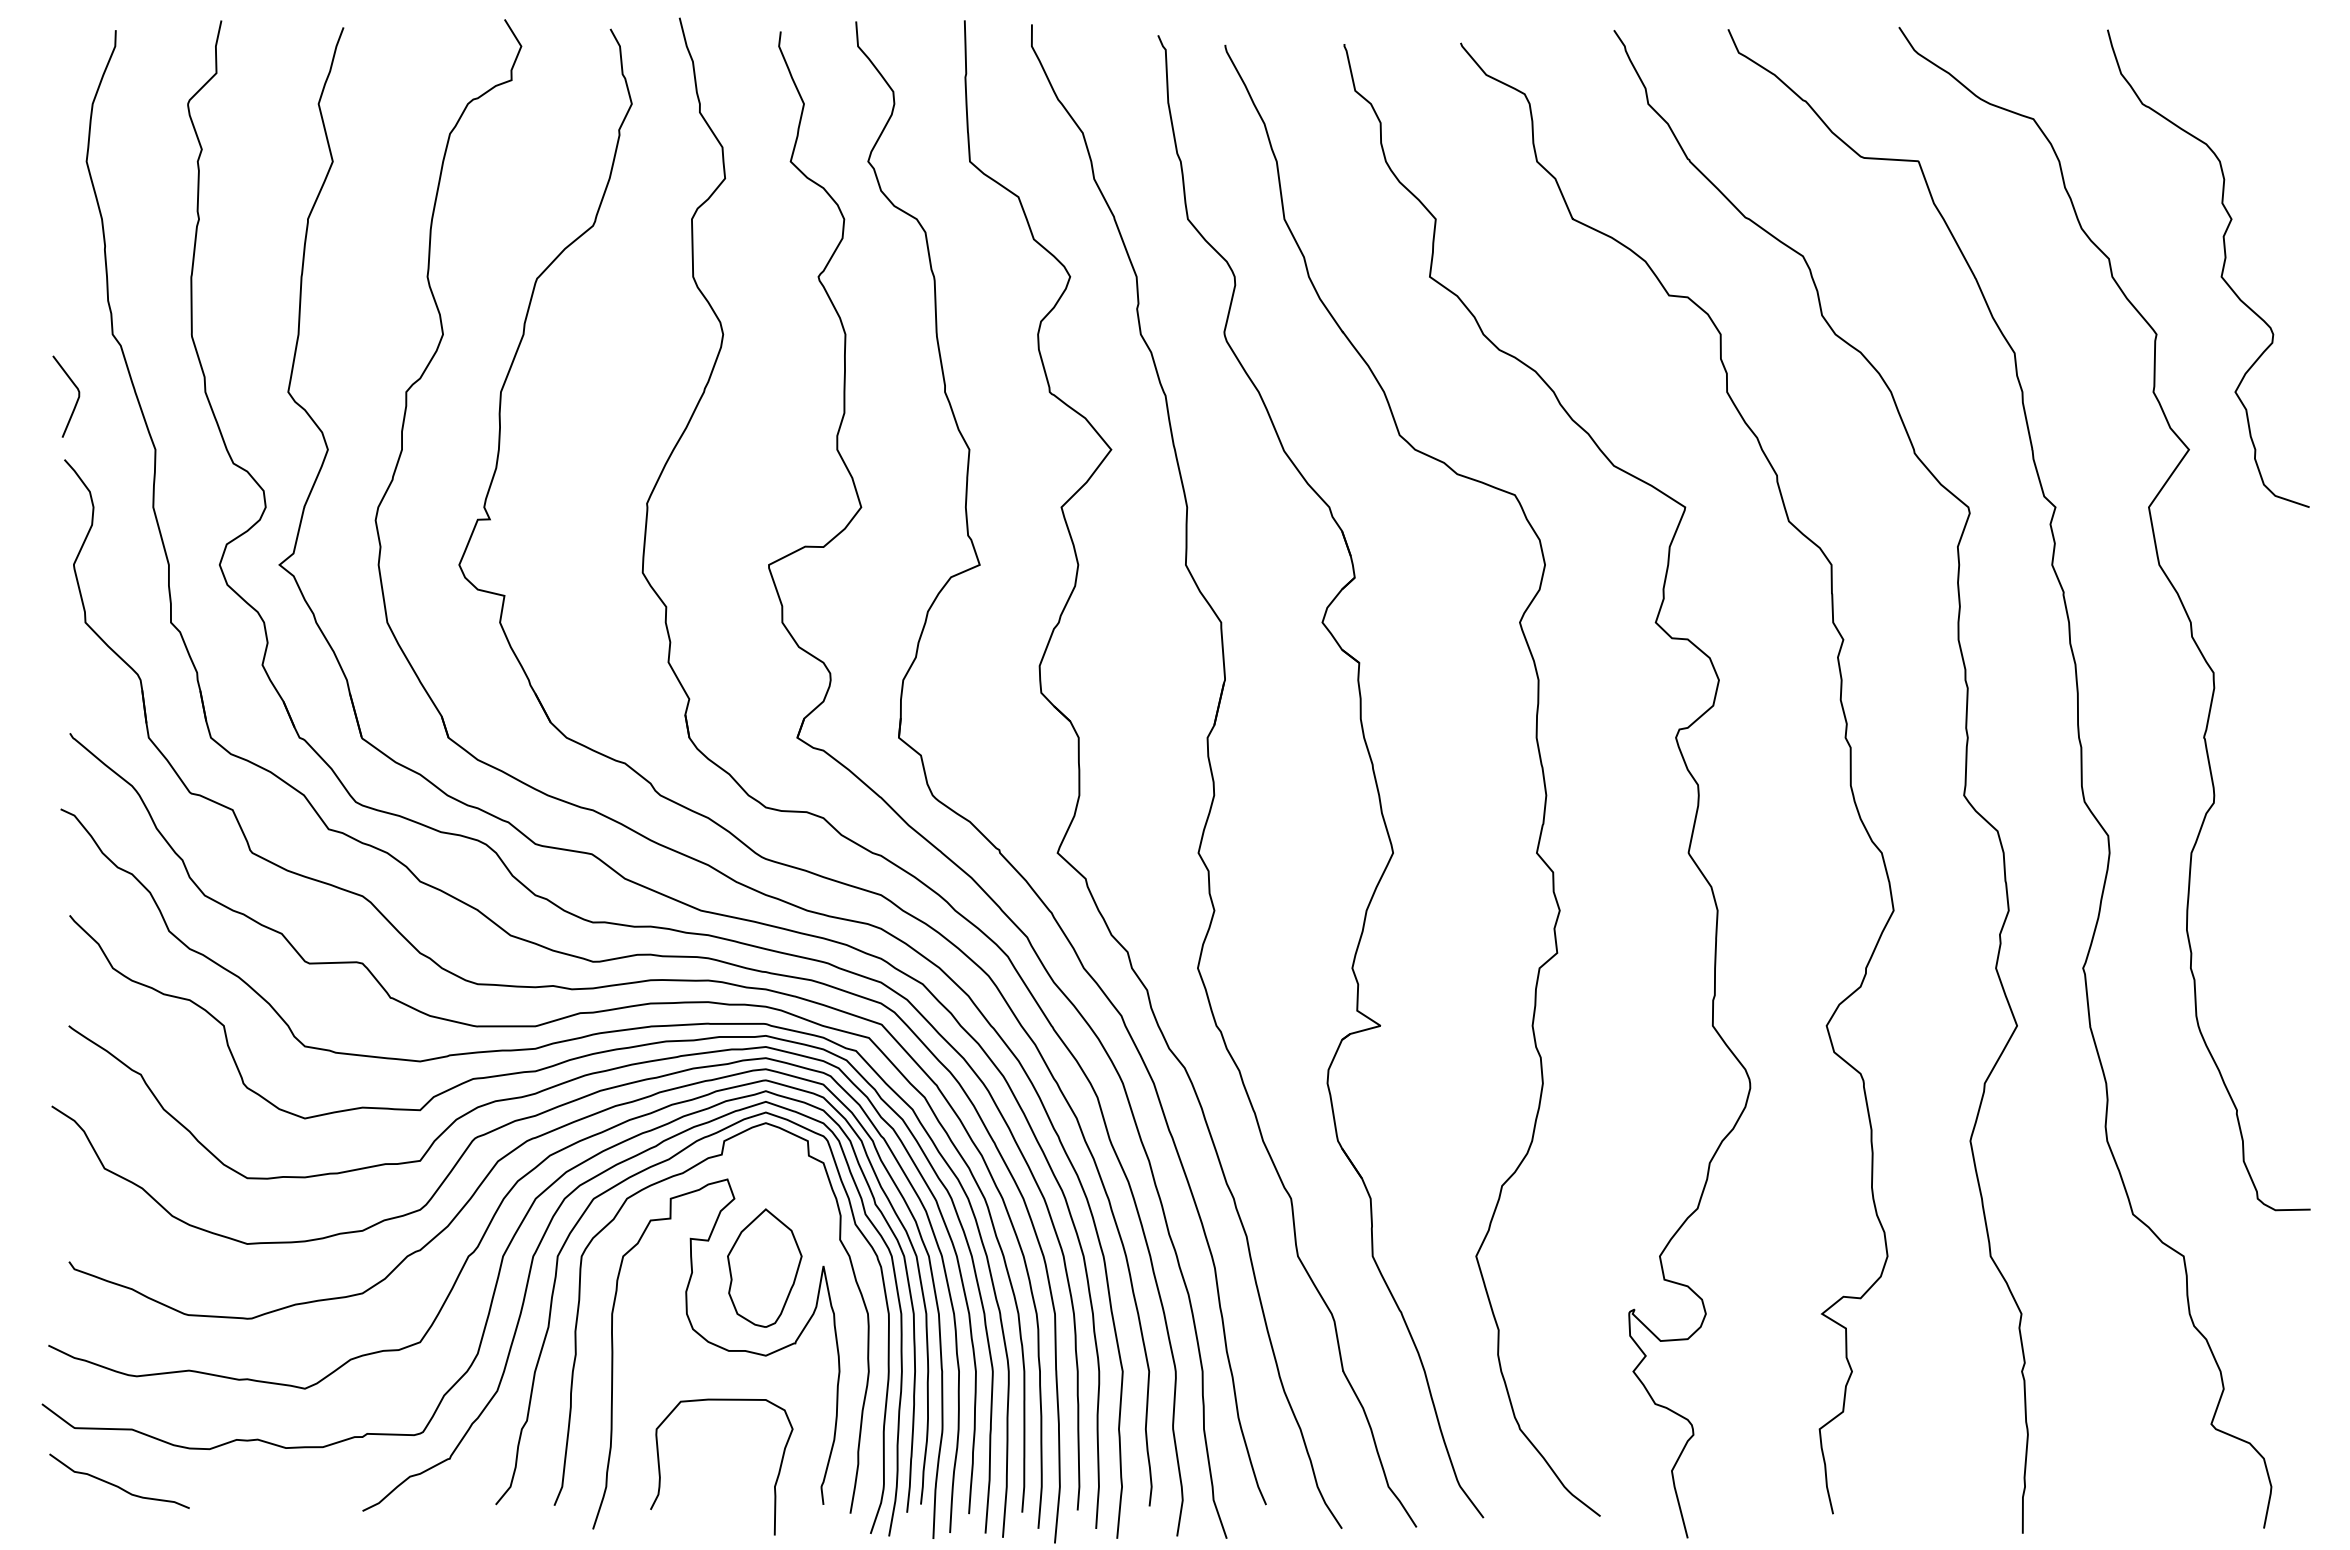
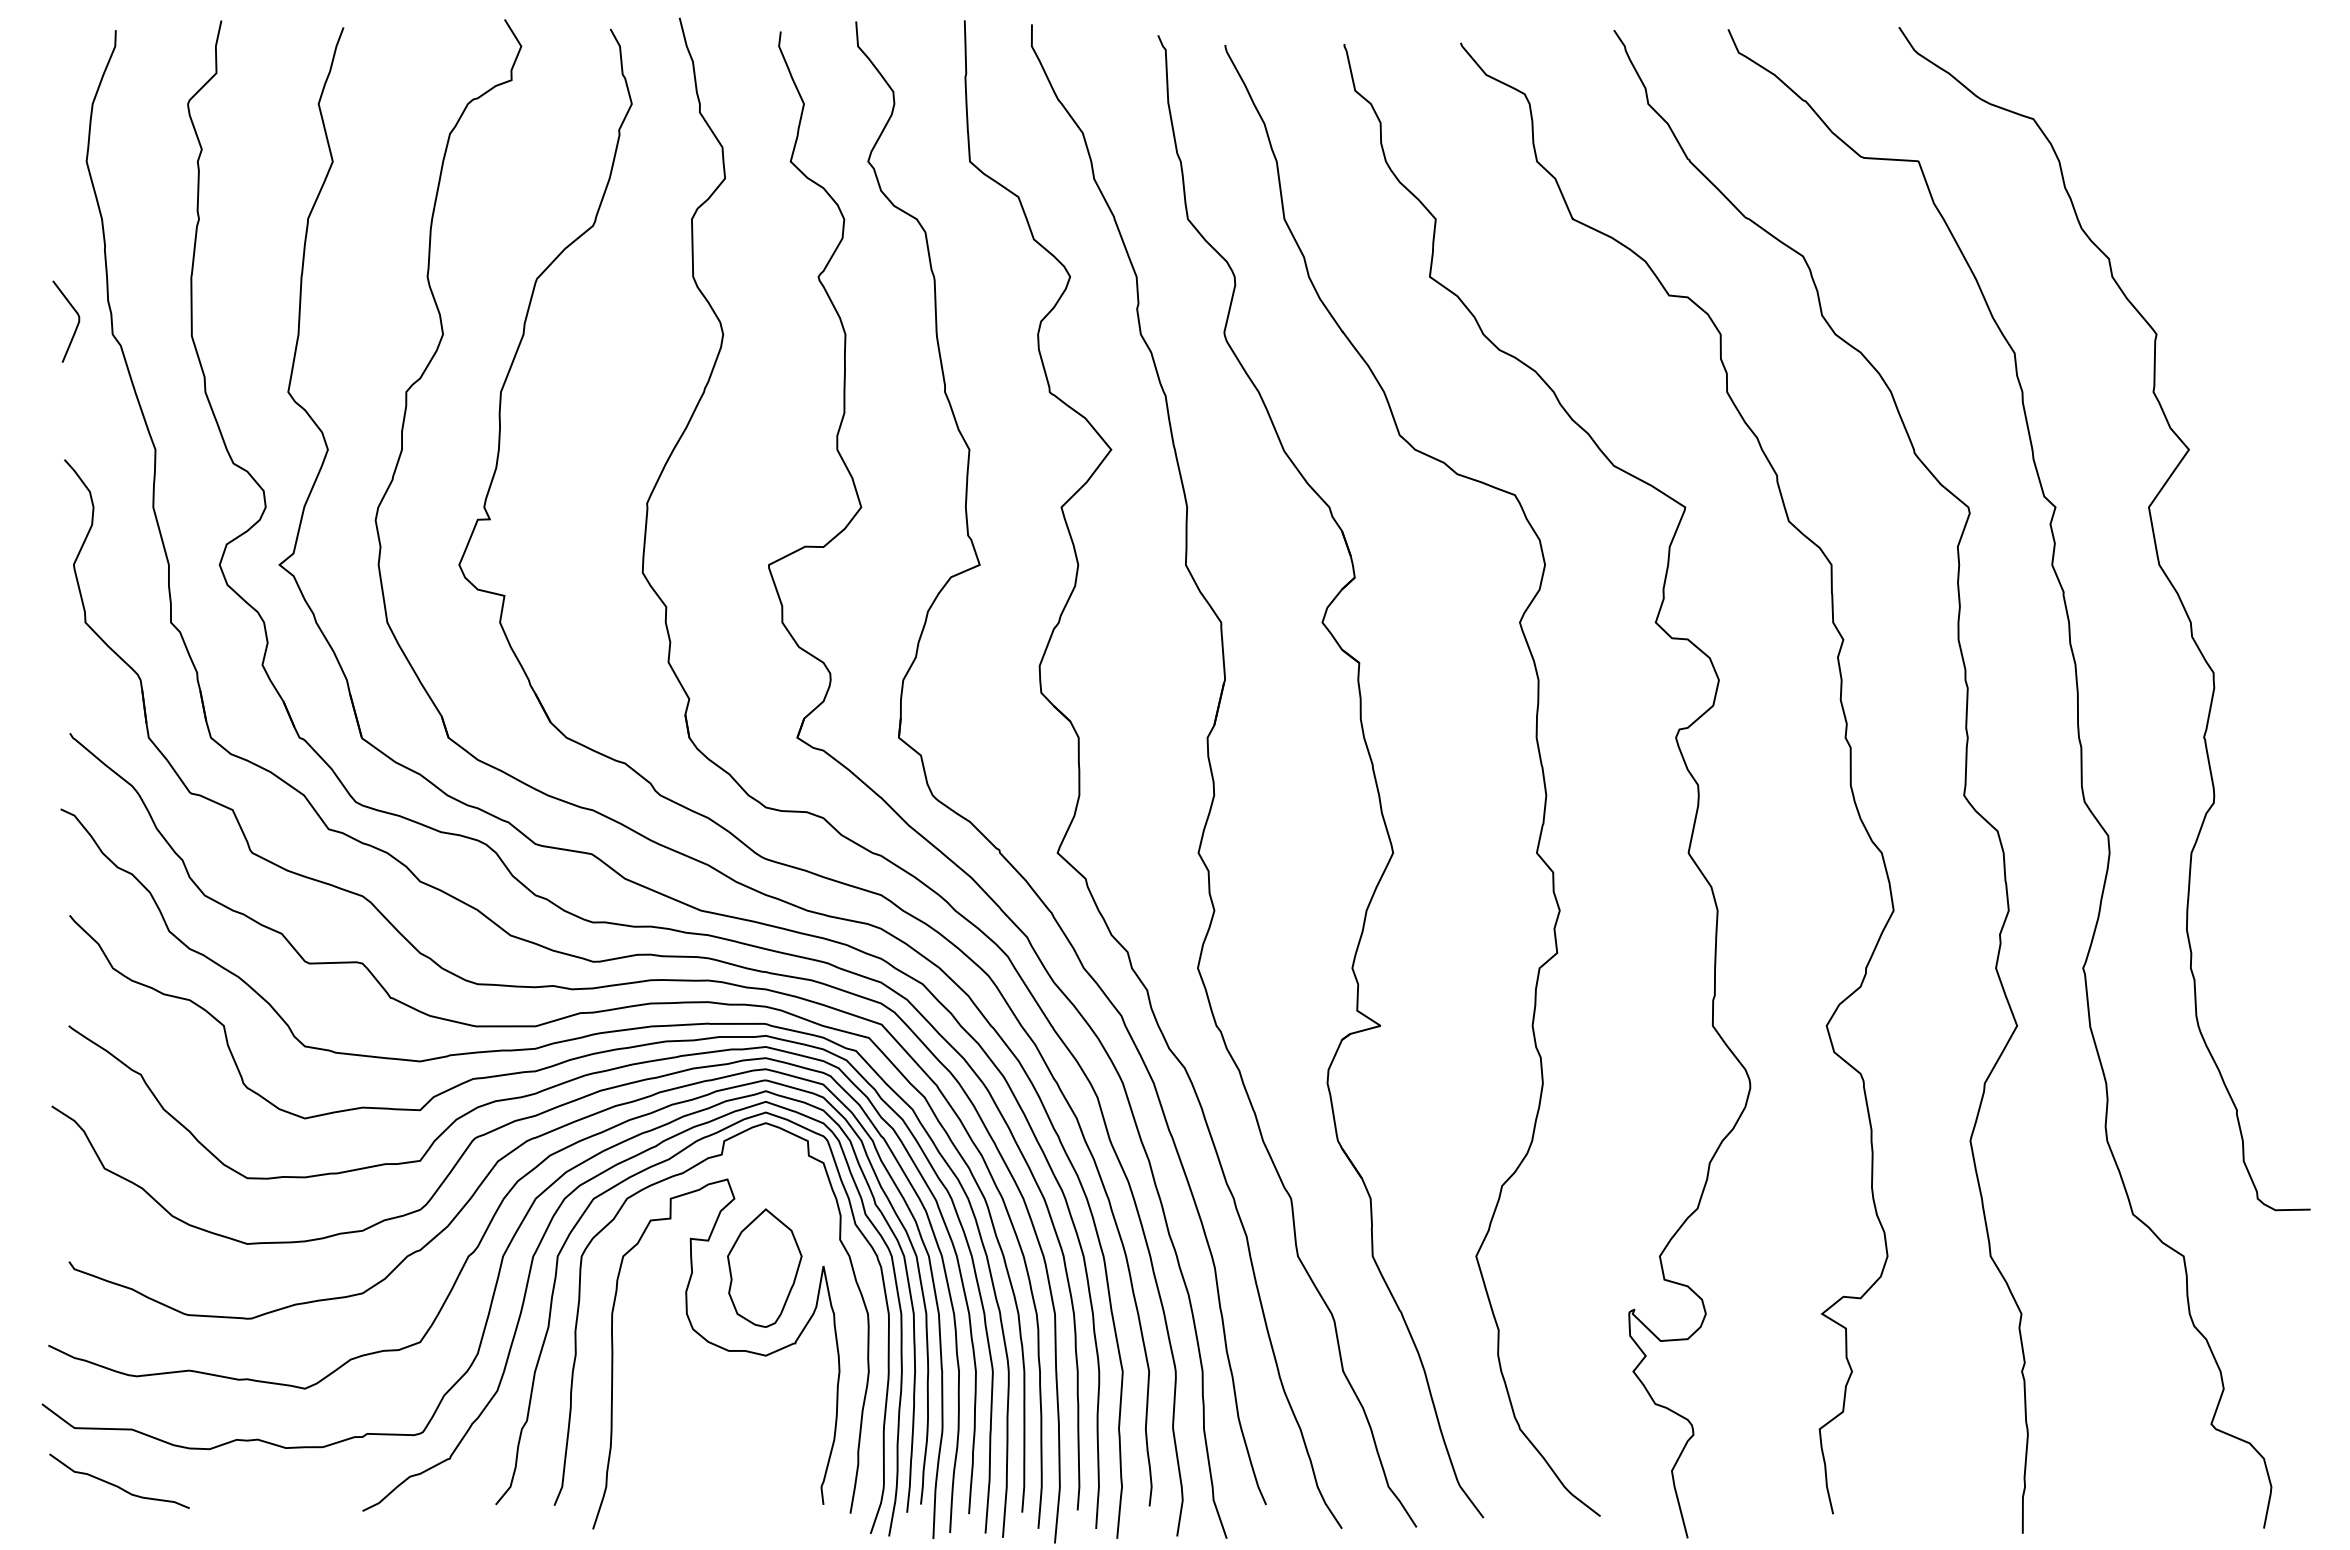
curve: present -> none (2221, 271)
curve position: (76, 400) -> (76, 325) (76, 325)
curve: present -> none (774, 1484)
